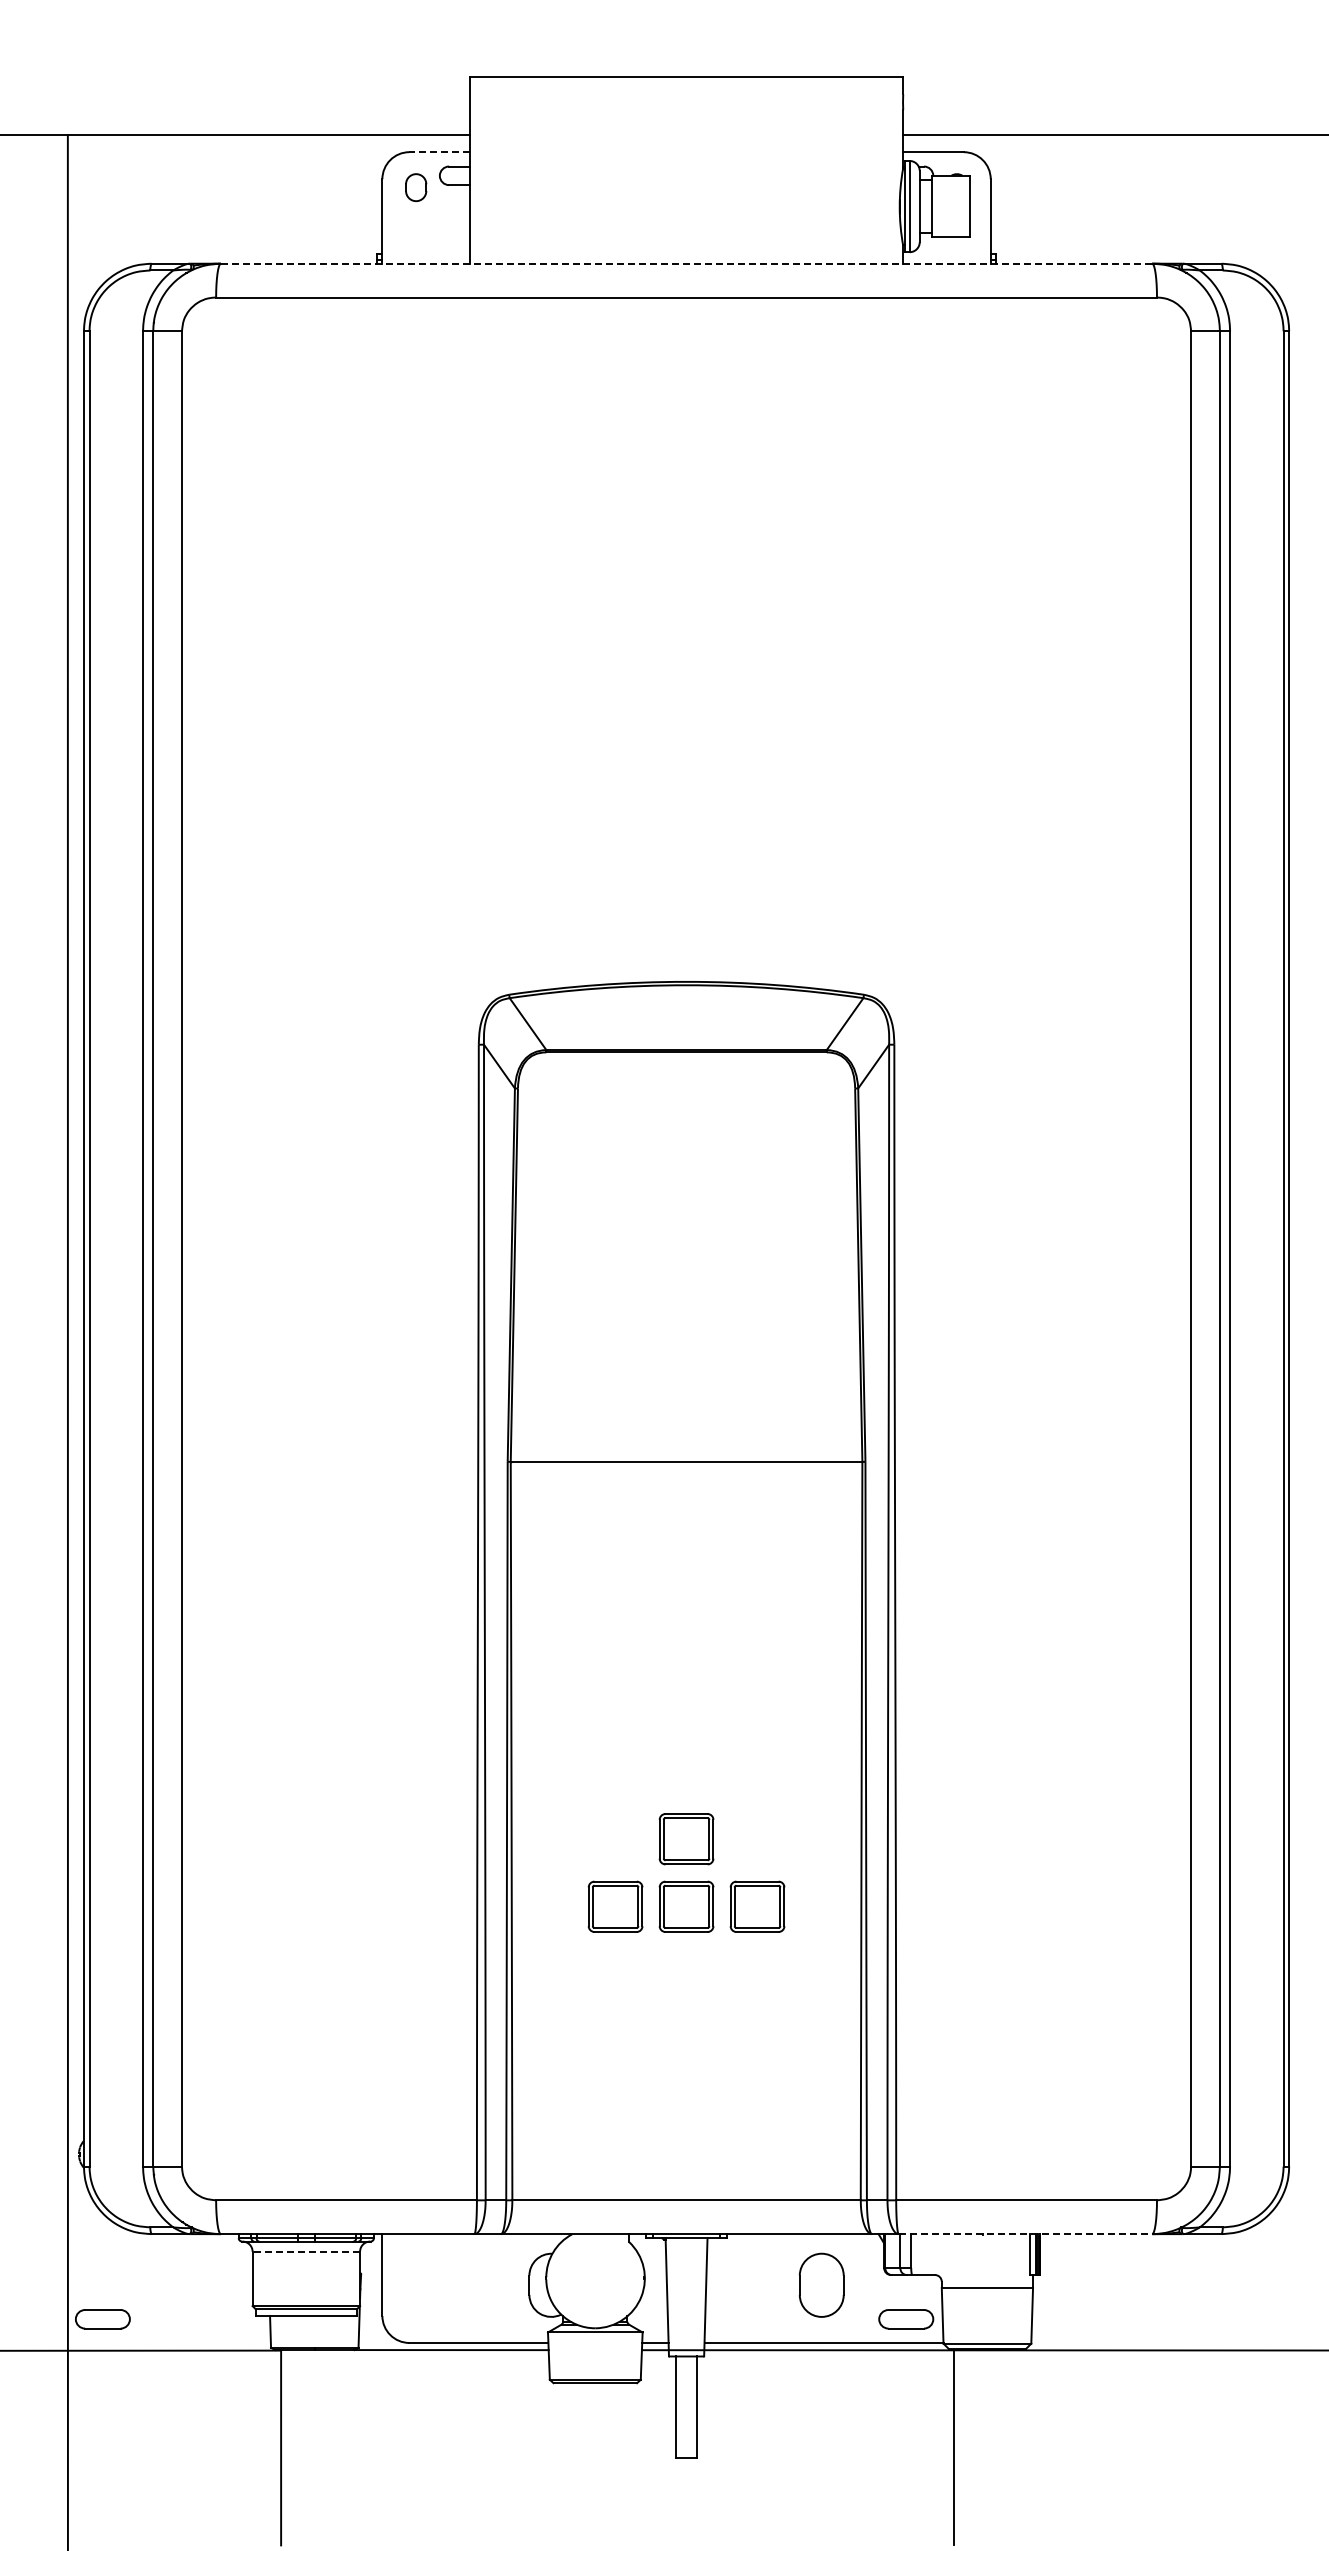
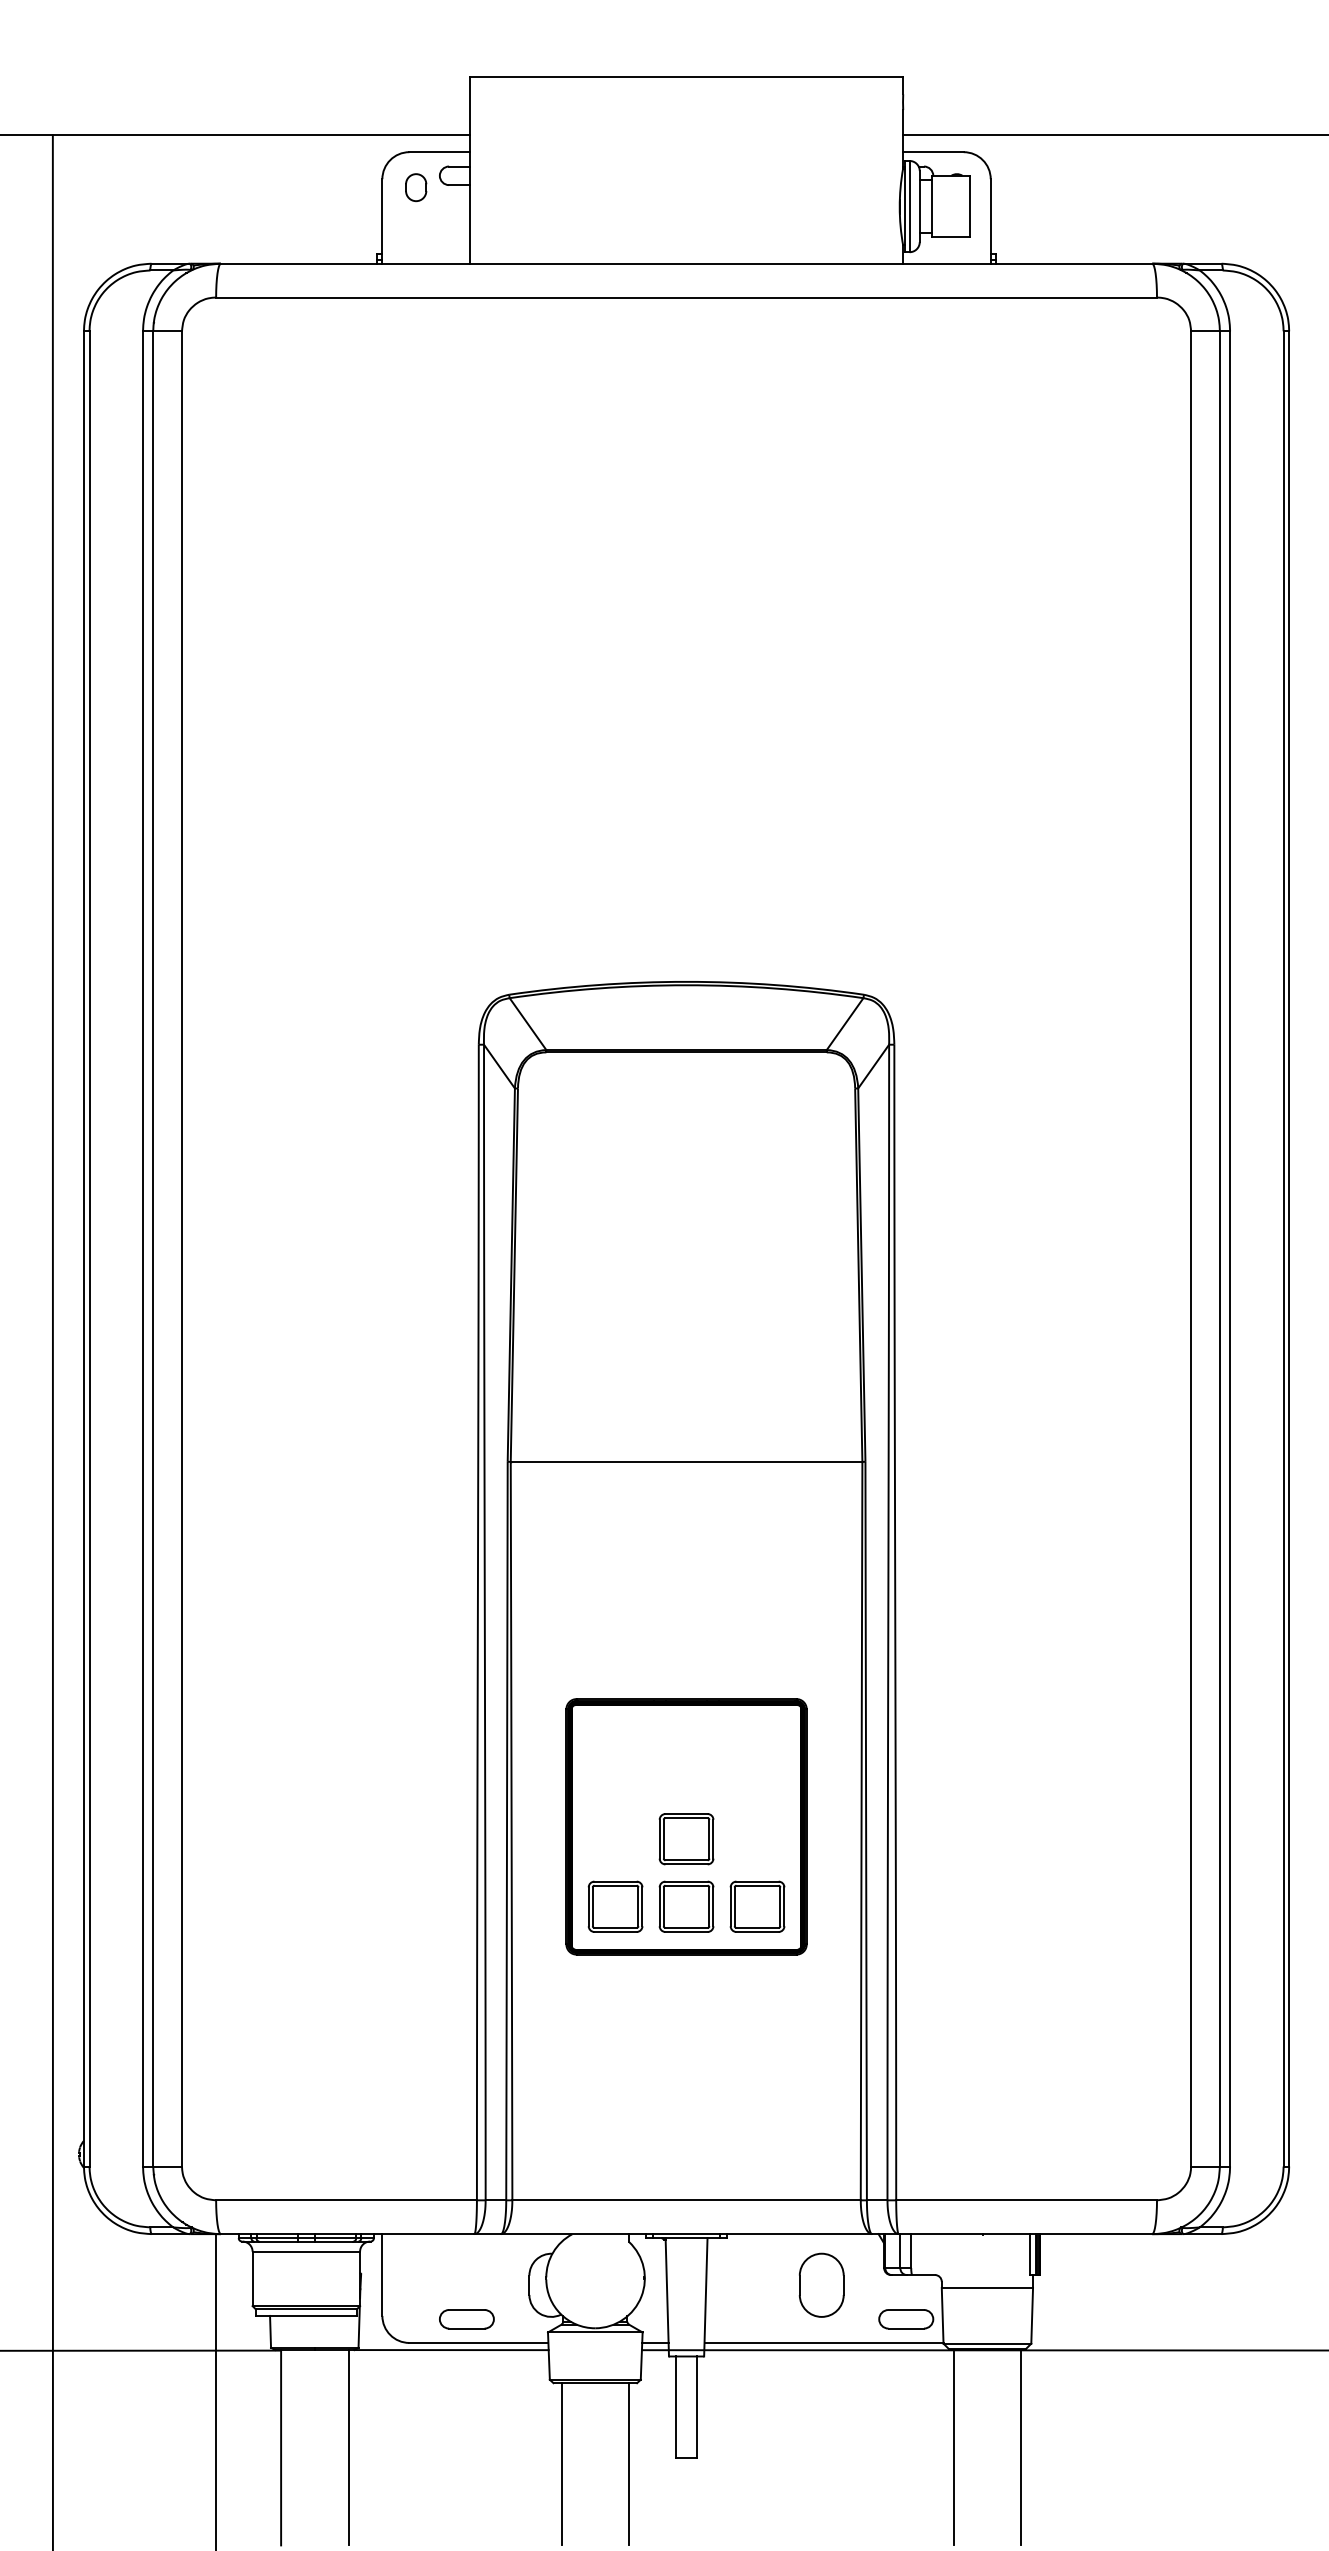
line: dashed -> solid (439, 152)
line: dashed -> solid (686, 263)
line position: (67, 1341) -> (52, 1341) (52, 1341)
part: none -> present (686, 1826)
line: dashed -> solid (1025, 2234)
line: dashed -> solid (306, 2251)
part position: (102, 2319) -> (466, 2319) (466, 2319)
line: none -> present (216, 2390)
line: none -> present (348, 2447)
line: none -> present (1021, 2447)
line: none -> present (561, 2464)
line: none -> present (629, 2464)
